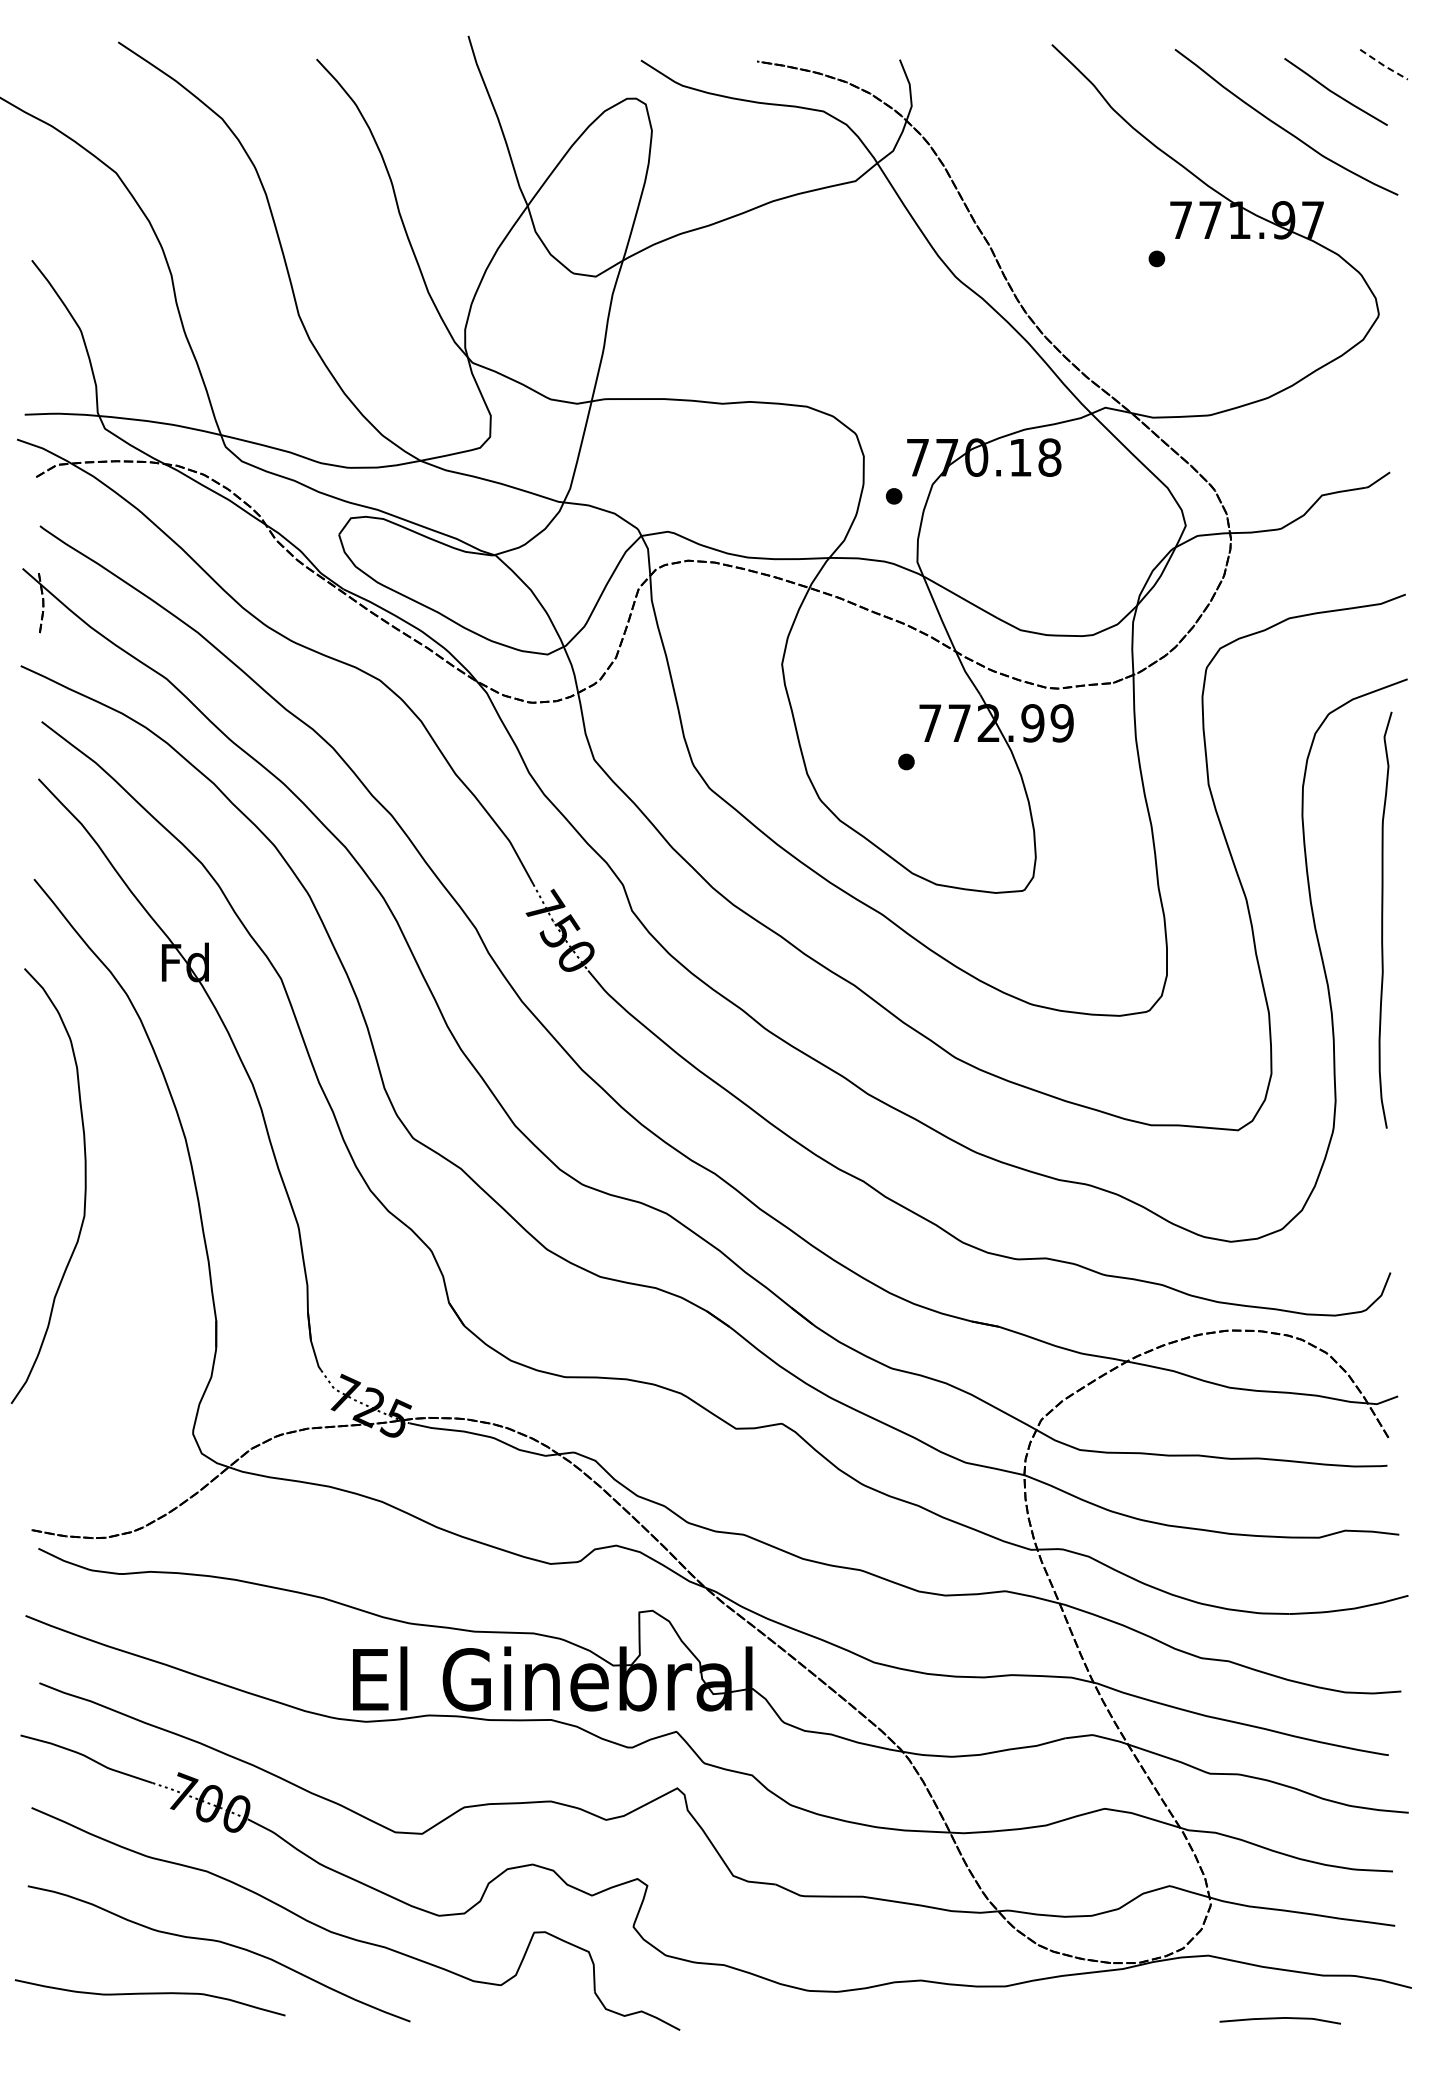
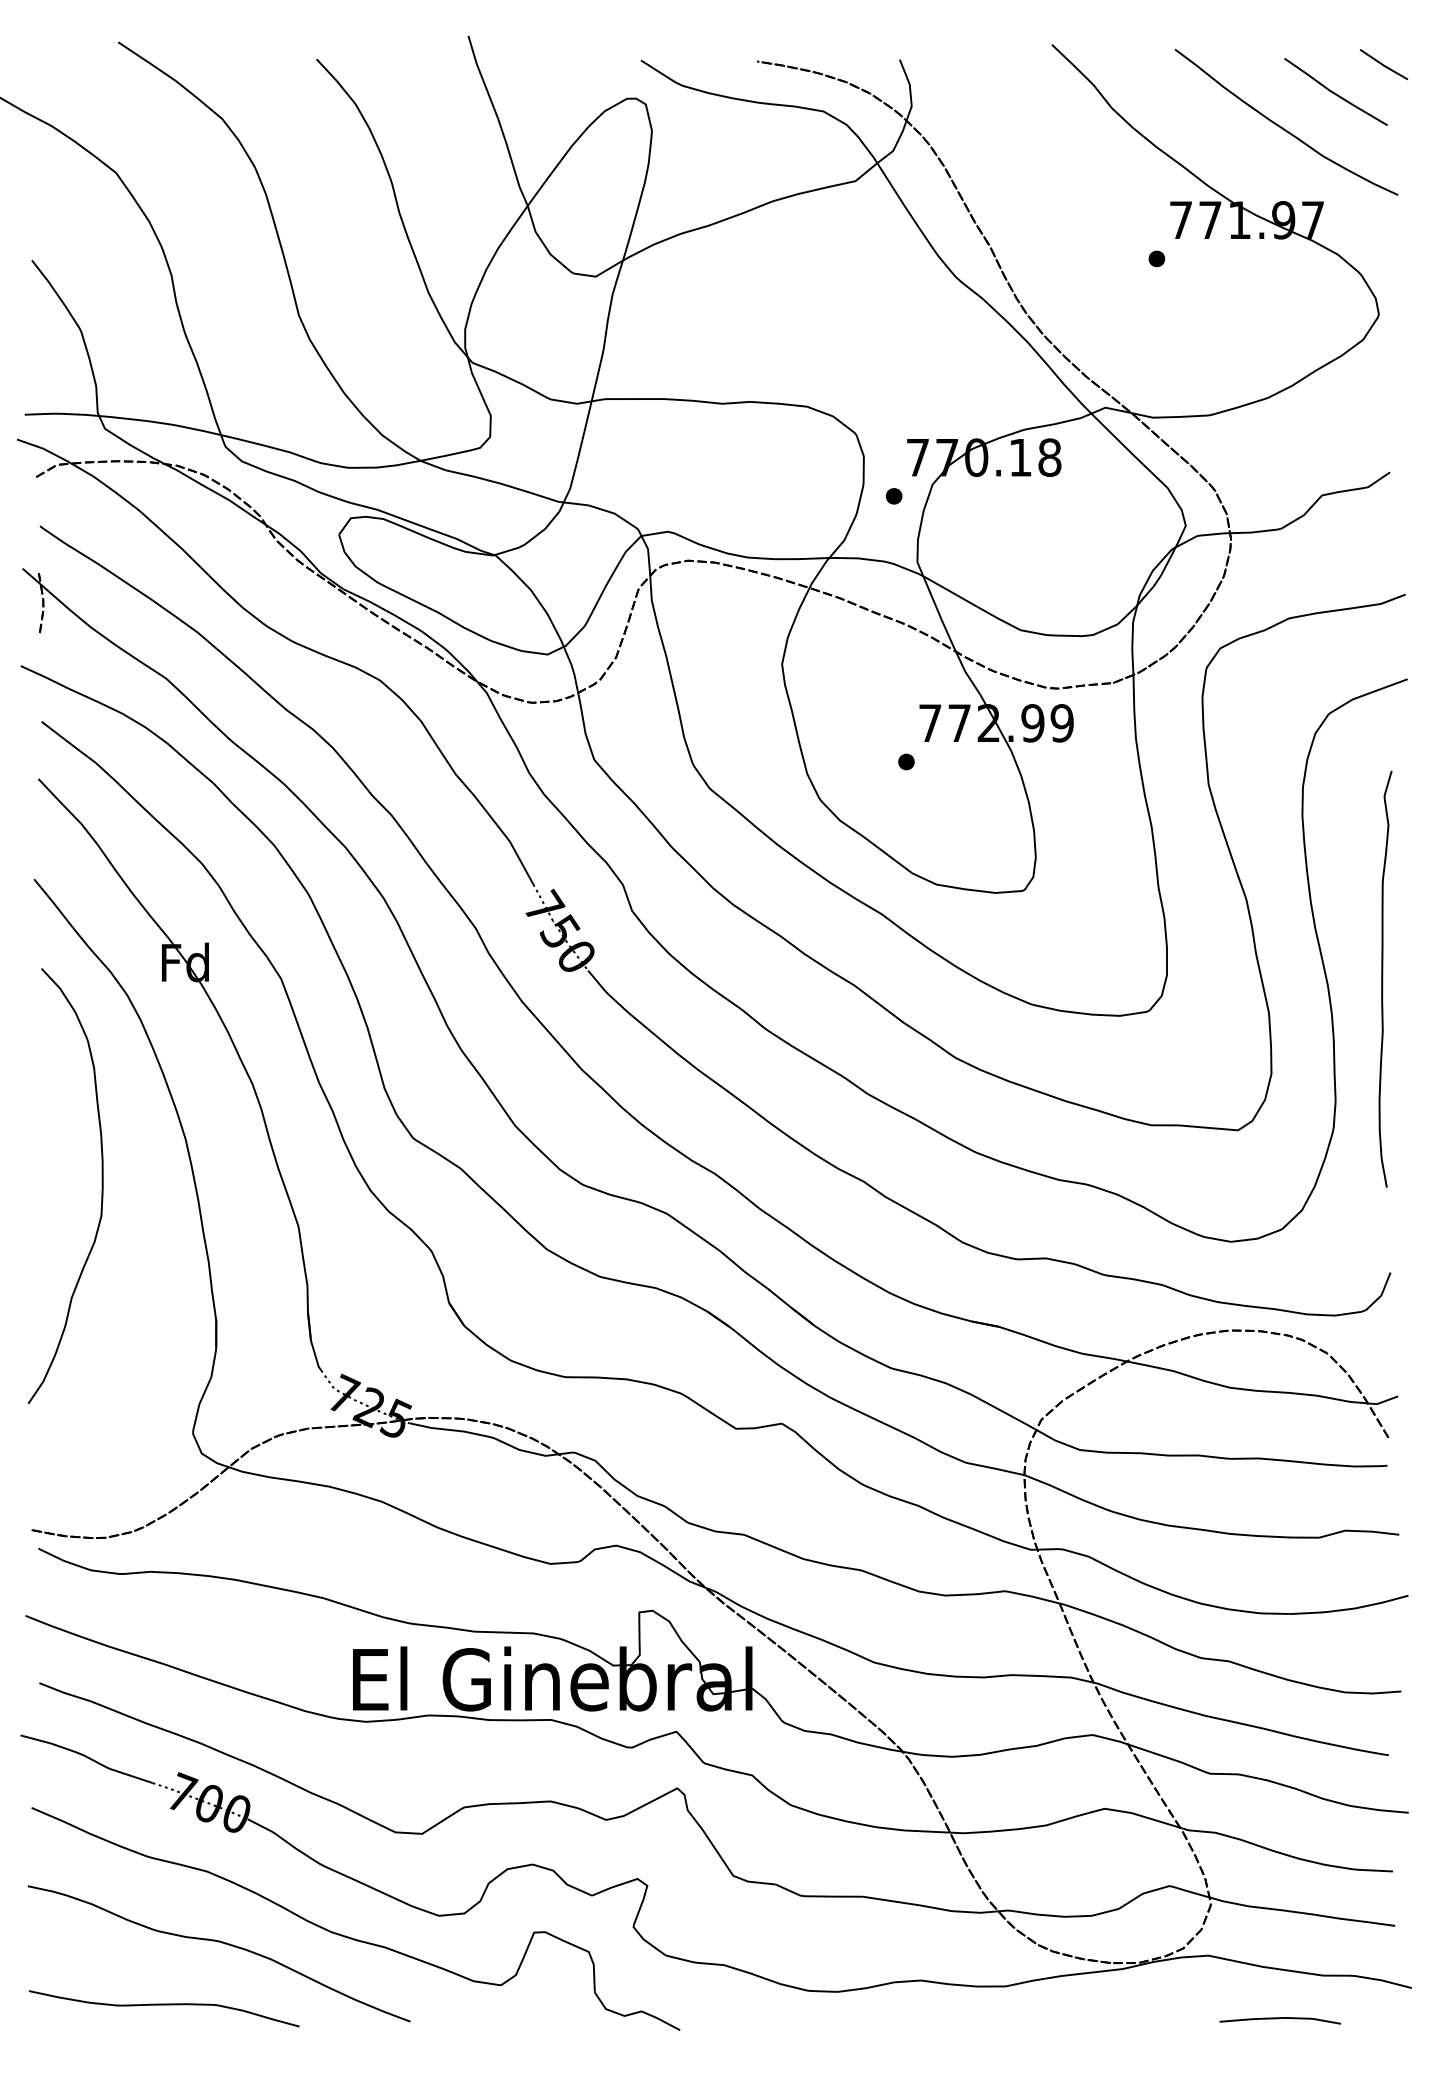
line: dashed -> solid (1384, 65)
curve position: (1383, 919) -> (1383, 978) (1383, 978)
curve position: (84, 1185) -> (101, 1185) (101, 1185)
curve position: (149, 1994) -> (163, 2005) (163, 2005)
